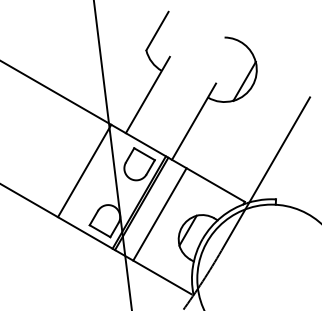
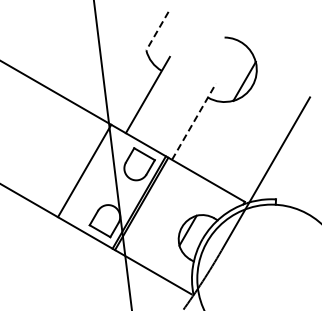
line: solid -> dashed (157, 31)
line: solid -> dashed (194, 121)
line: present -> none (159, 214)
